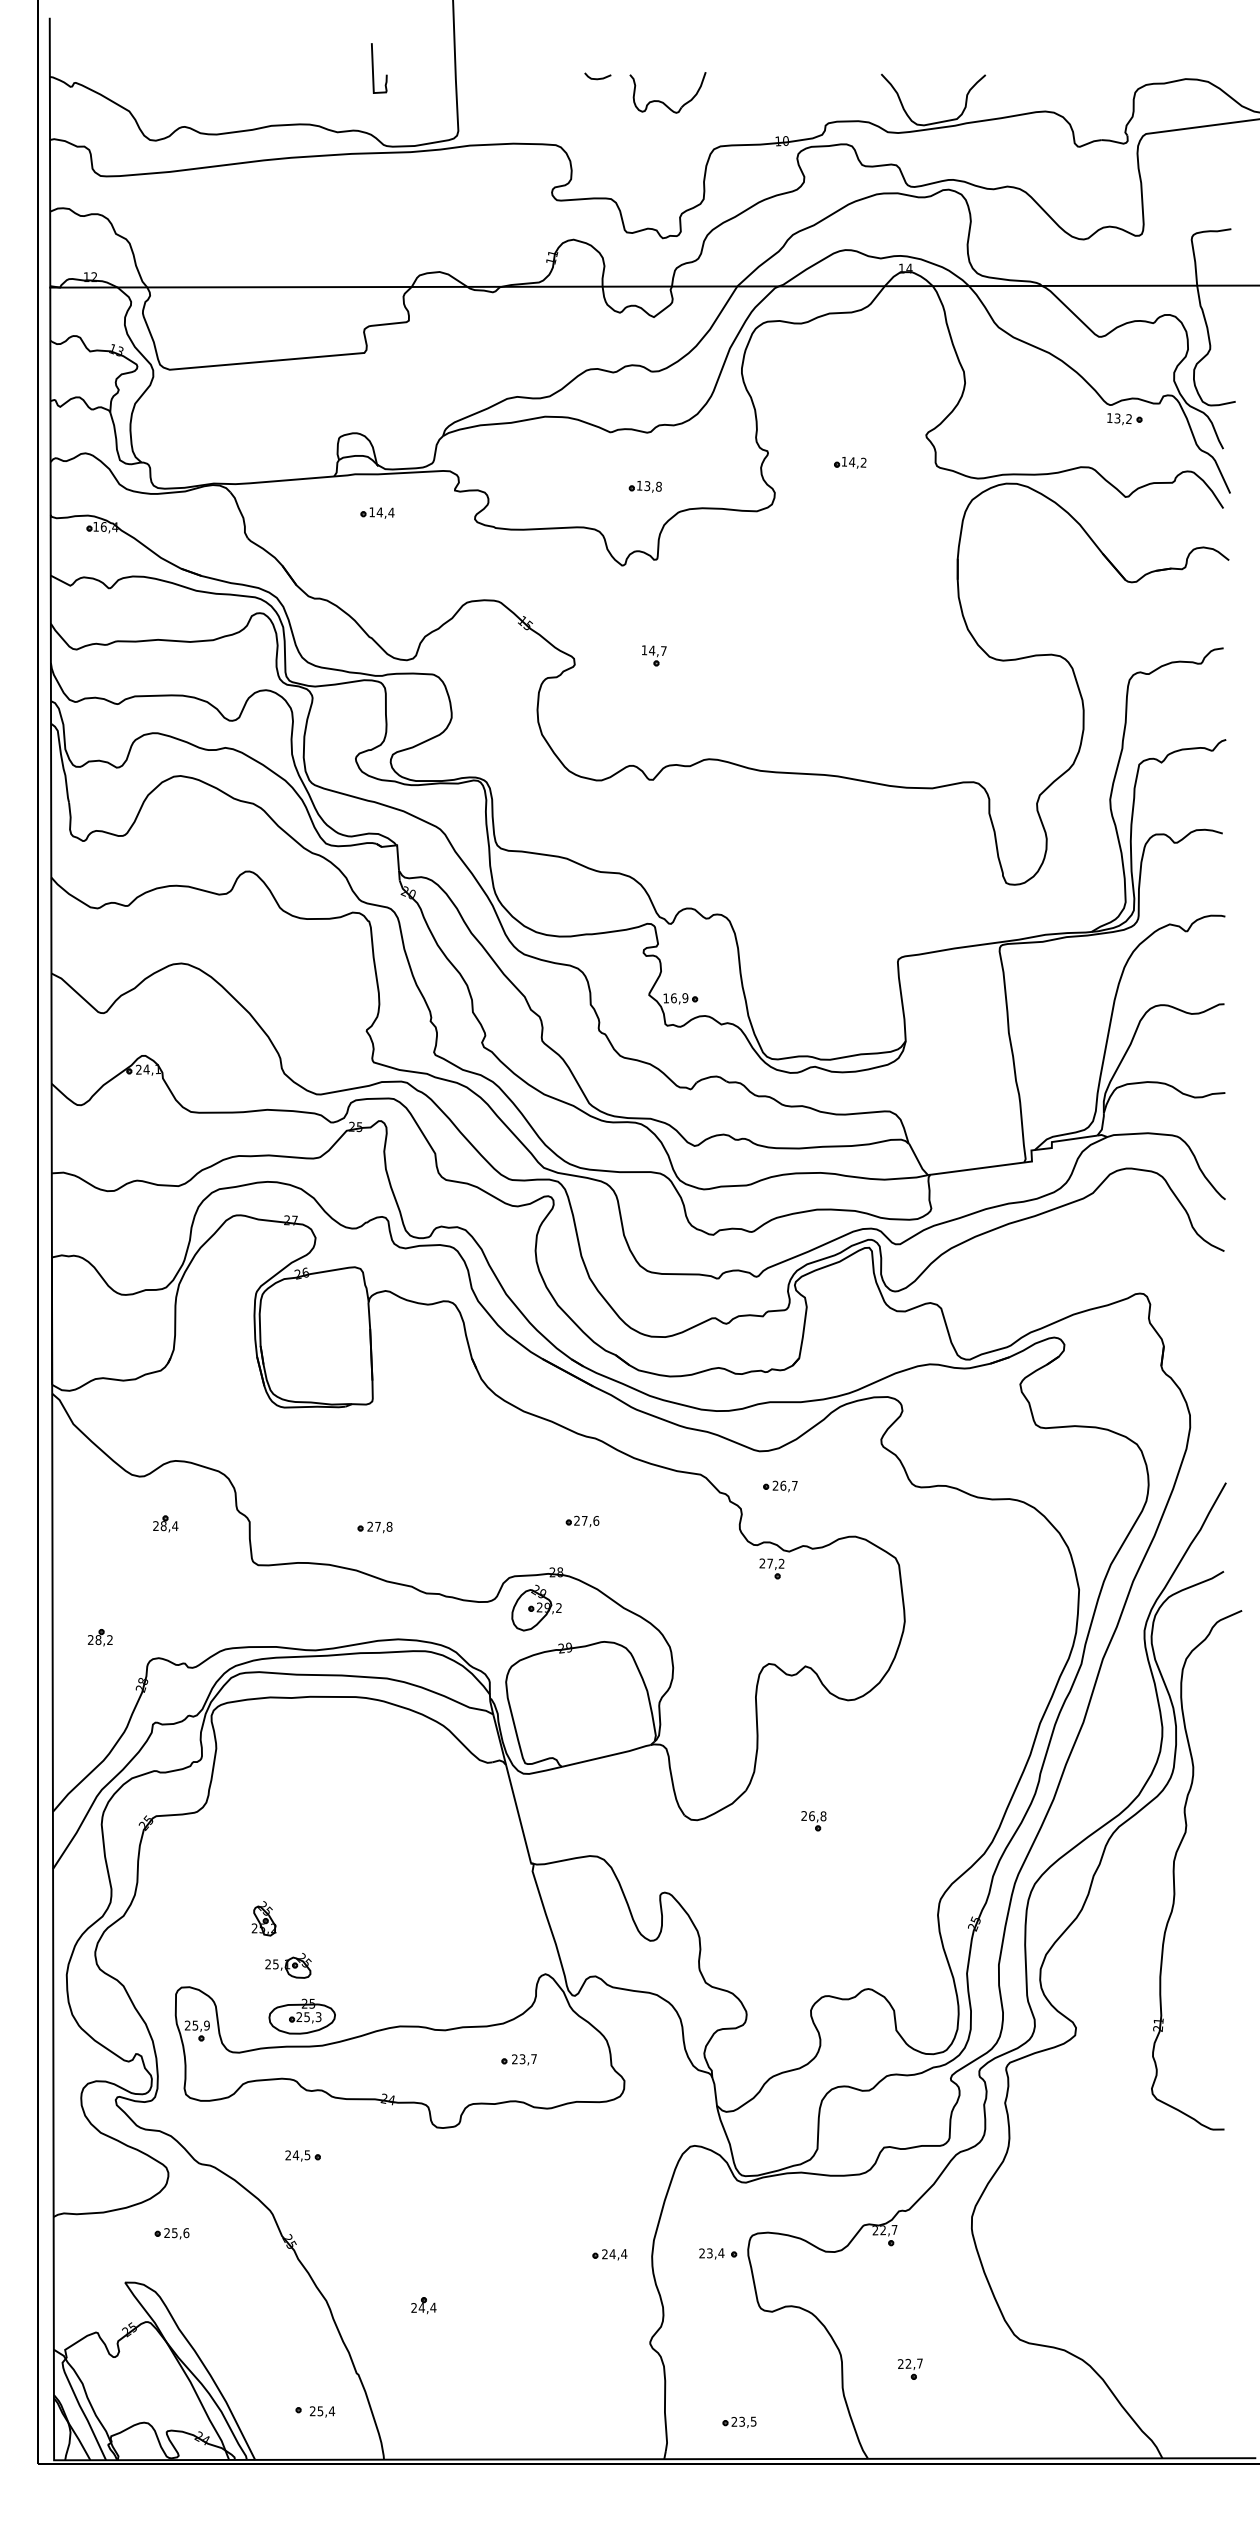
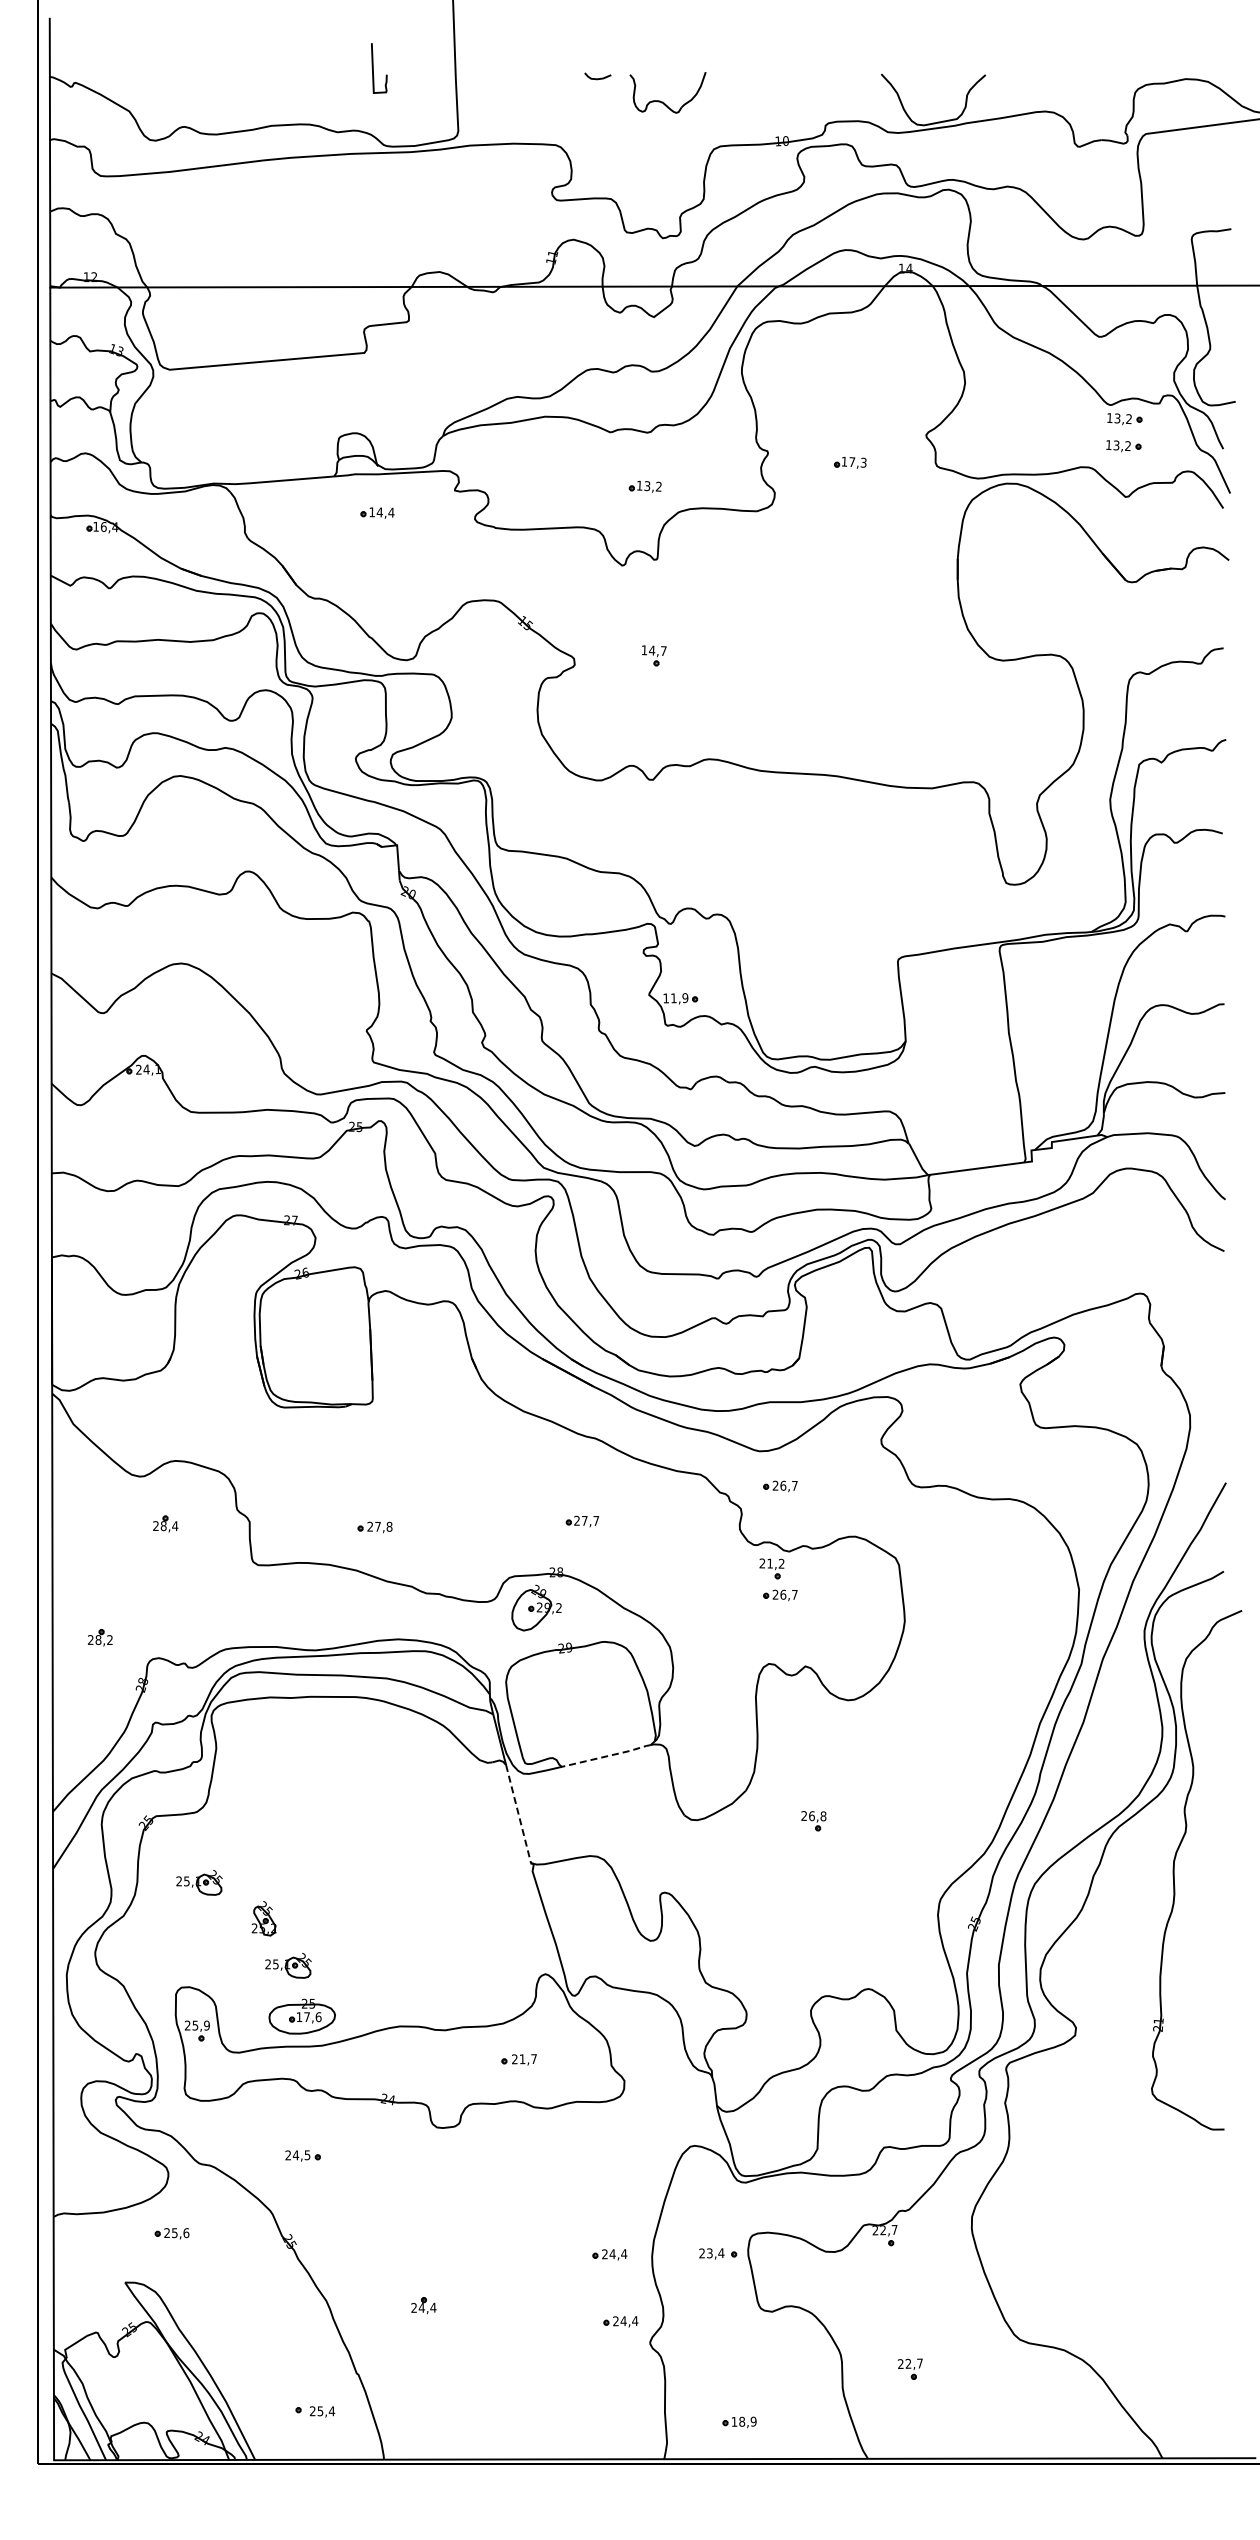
part: none -> present (1123, 446)
text: 14,2 -> 17,3 (857, 462)
text: 13,8 -> 13,2 (658, 486)
text: 16,9 -> 11,9 (673, 998)
text: 27,6 -> 27,7 (596, 1520)
text: 27,2 -> 21,2 (769, 1563)
part: none -> present (780, 1595)
line: solid -> dashed (607, 1756)
line: solid -> dashed (518, 1814)
part: none -> present (199, 1882)
text: 25,3 -> 17,6 (308, 2017)
text: 23,7 -> 21,7 (522, 2059)
part: none -> present (620, 2321)
text: 23,5 -> 18,9 (743, 2421)
